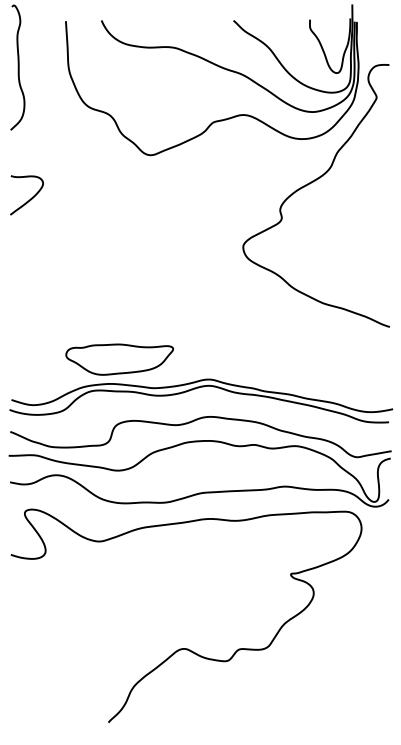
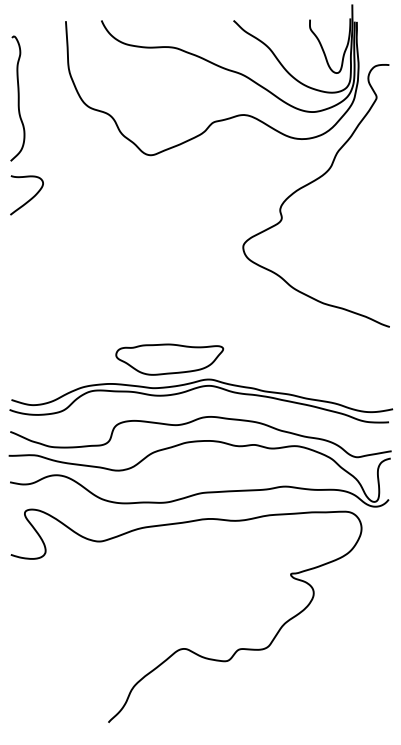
curve position: (17, 67) -> (17, 98) (17, 98)
part position: (119, 359) -> (169, 359) (169, 359)
